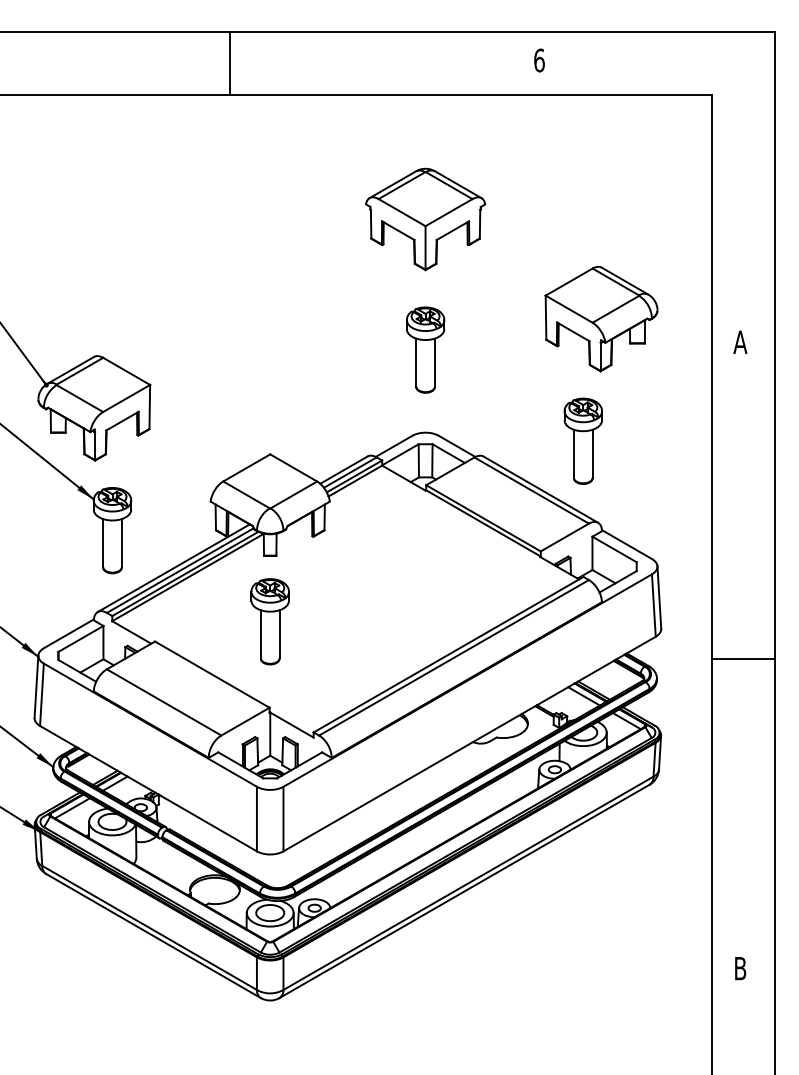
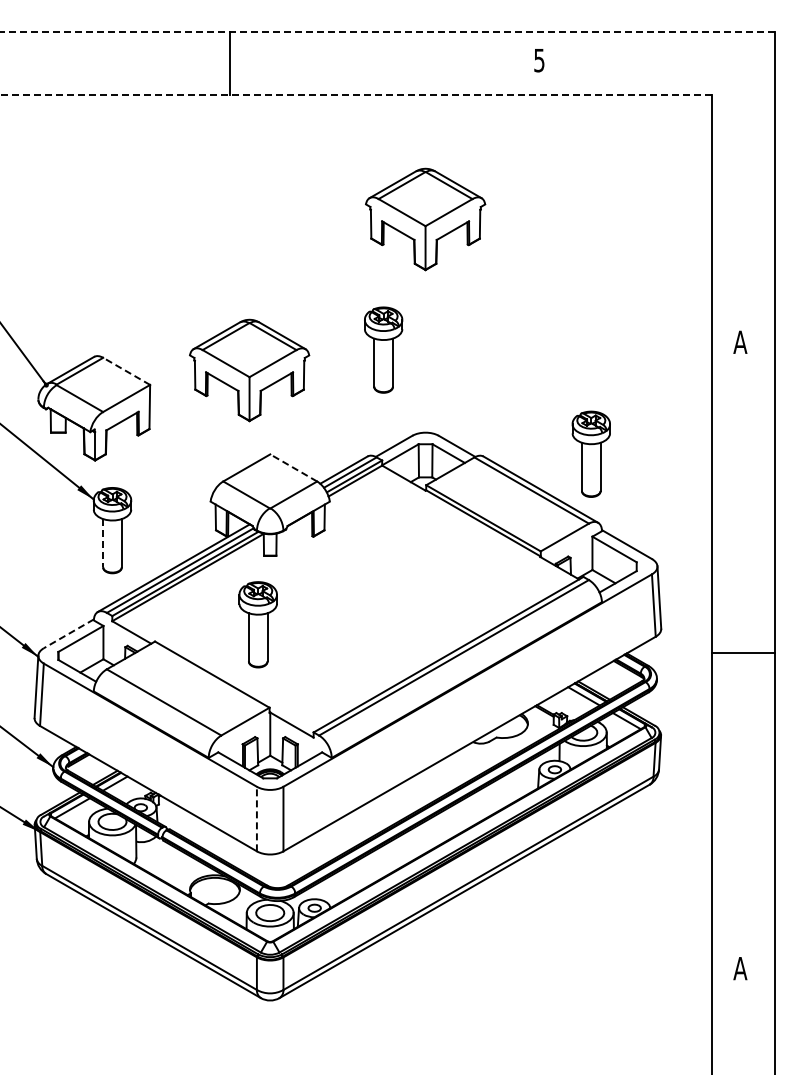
line: solid -> dashed (387, 32)
text: 6 -> 5 (539, 60)
line: solid -> dashed (356, 94)
part: present -> none (601, 318)
part position: (425, 349) -> (383, 349) (383, 349)
part: none -> present (249, 370)
line: solid -> dashed (126, 371)
part position: (582, 440) -> (590, 453) (590, 453)
line: solid -> dashed (293, 467)
line: solid -> dashed (103, 543)
part position: (269, 621) -> (257, 624) (257, 624)
line: solid -> dashed (68, 633)
line position: (743, 658) -> (743, 652) (743, 652)
line: solid -> dashed (256, 818)
text: B -> A (740, 968)
